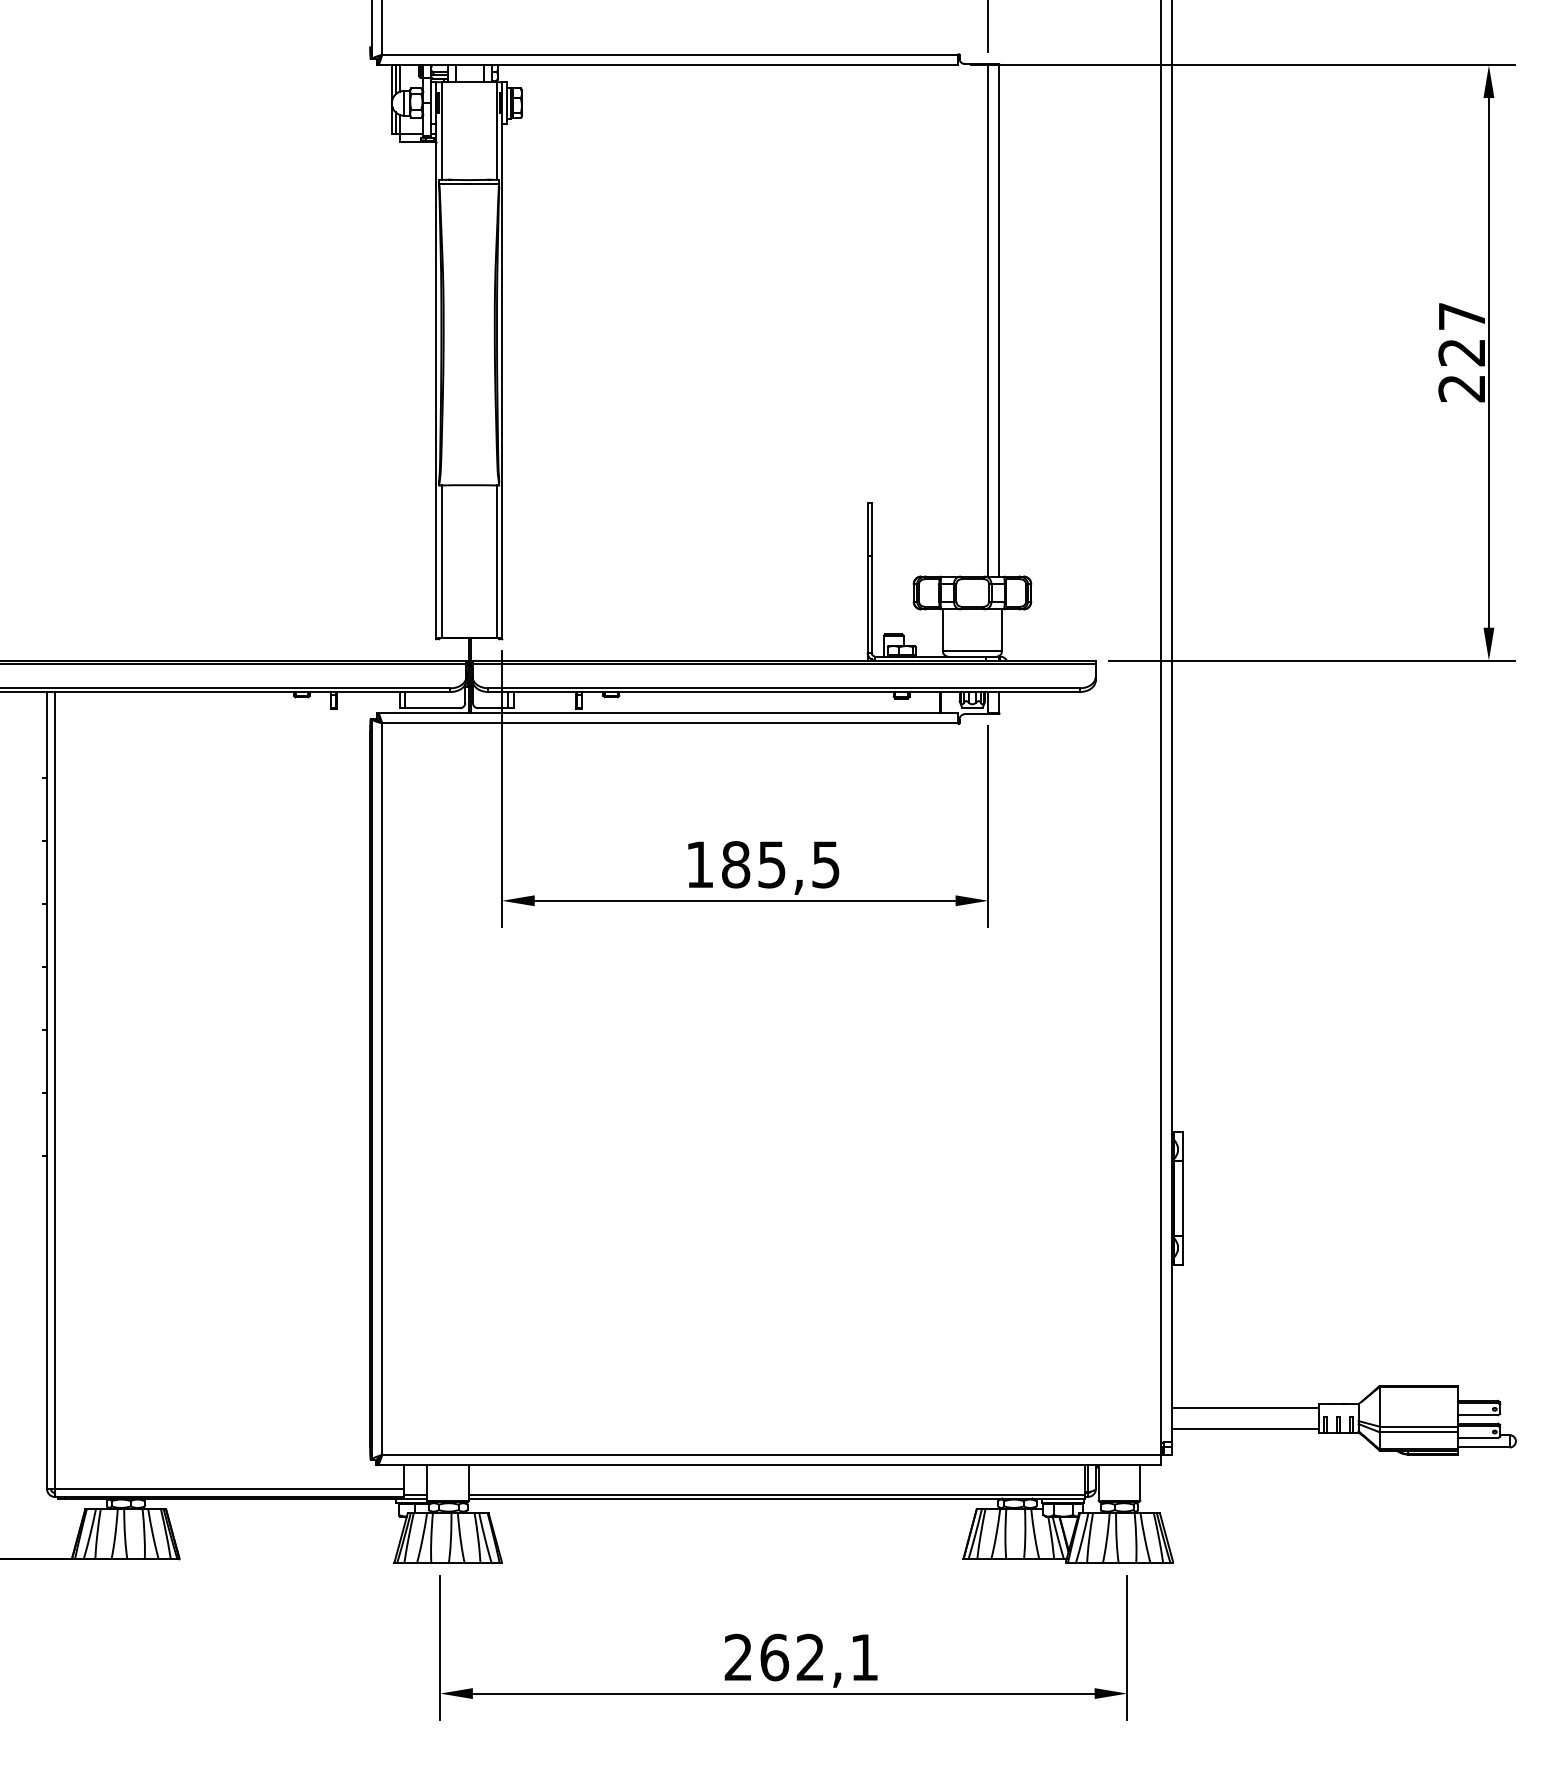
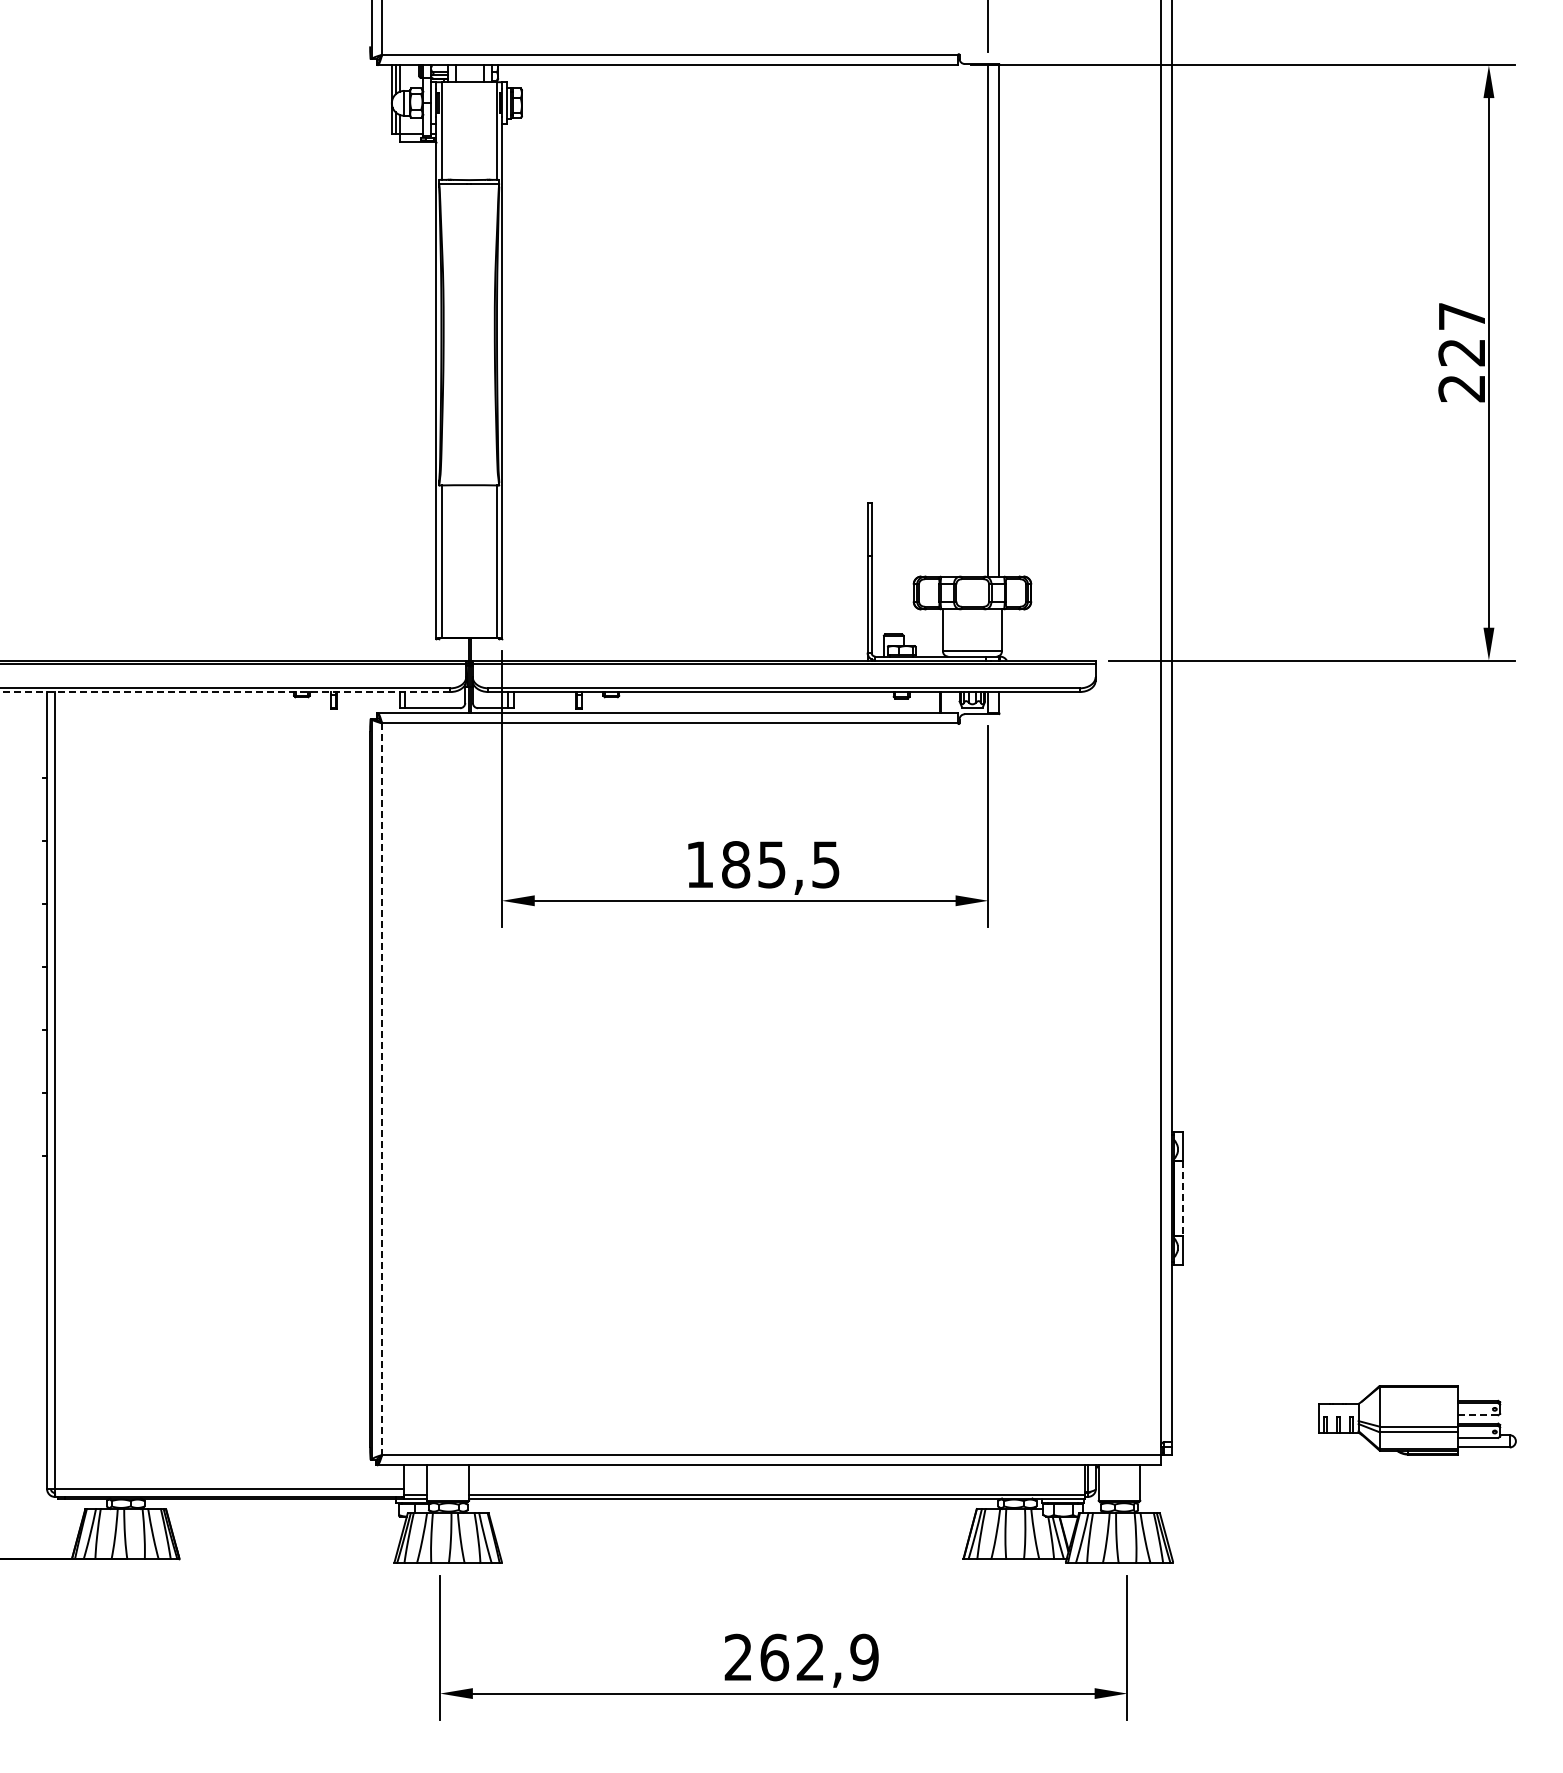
line: solid -> dashed (225, 692)
line: solid -> dashed (382, 1089)
line: solid -> dashed (1183, 1199)
line: present -> none (1245, 1407)
line: solid -> dashed (1478, 1415)
line: present -> none (1245, 1428)
text: 262,1 -> 262,9 (864, 1657)
